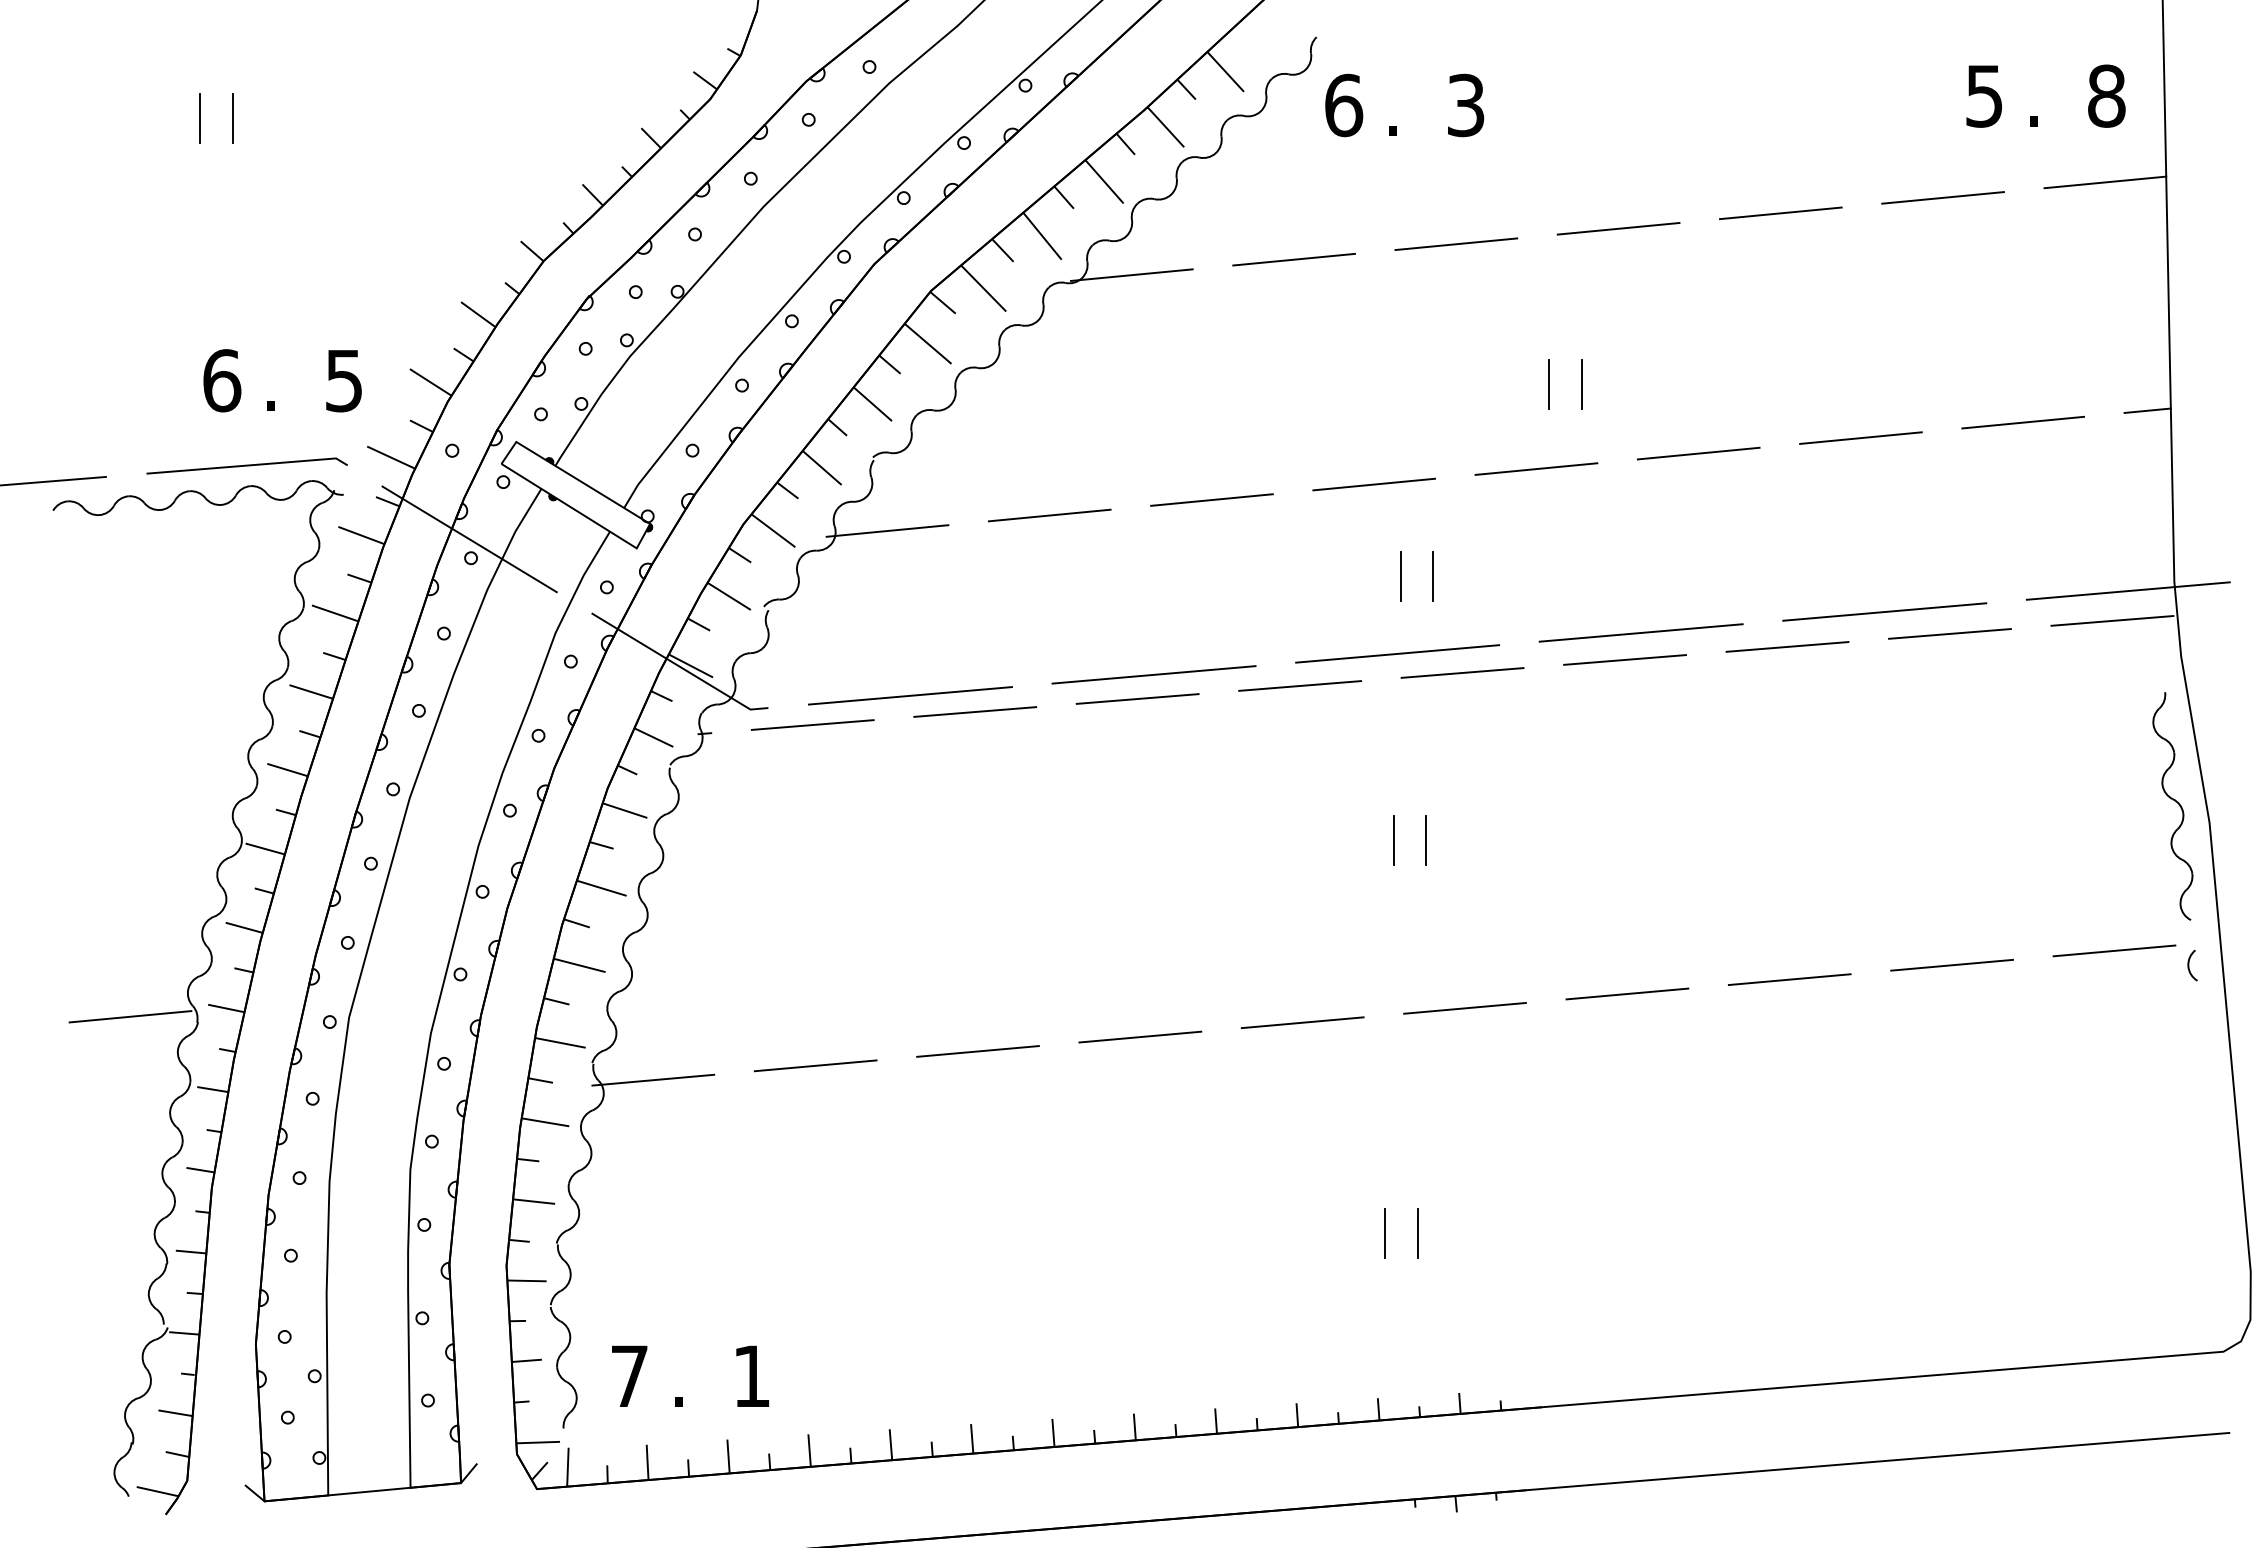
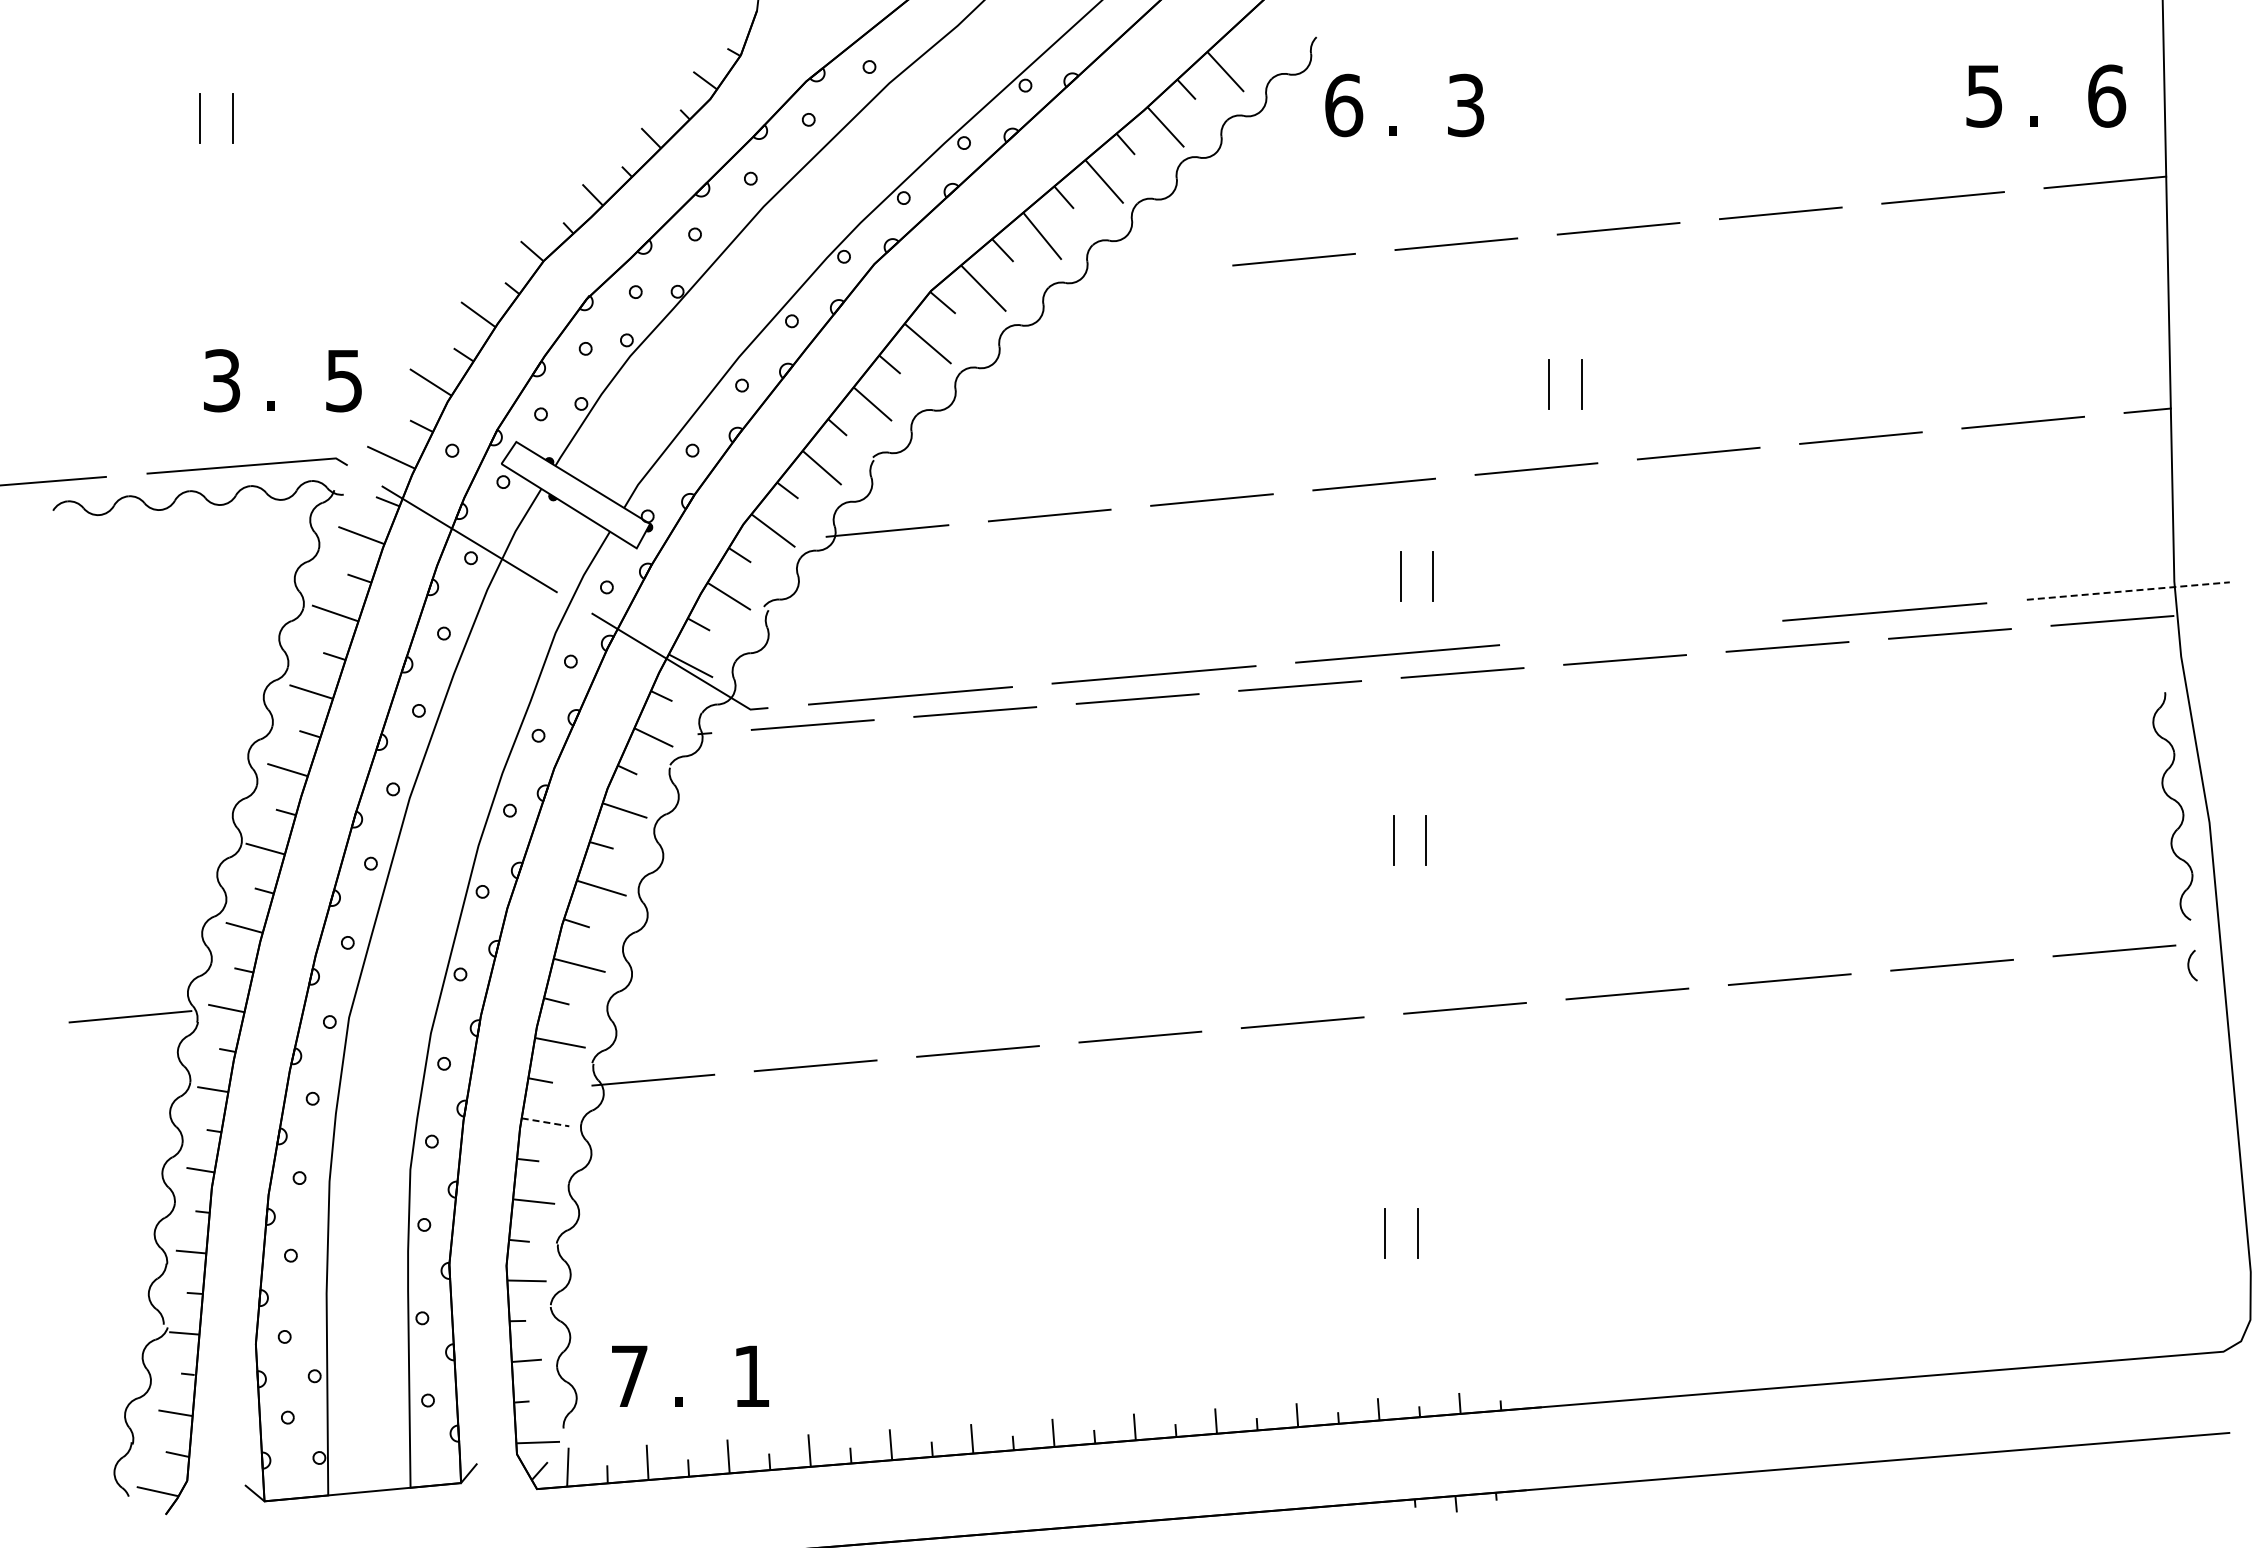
text: 8 -> 6 (2107, 95)
line: present -> none (1131, 274)
text: 6 -> 3 (222, 380)
line: solid -> dashed (2128, 591)
line: present -> none (1640, 632)
line: solid -> dashed (545, 1122)
